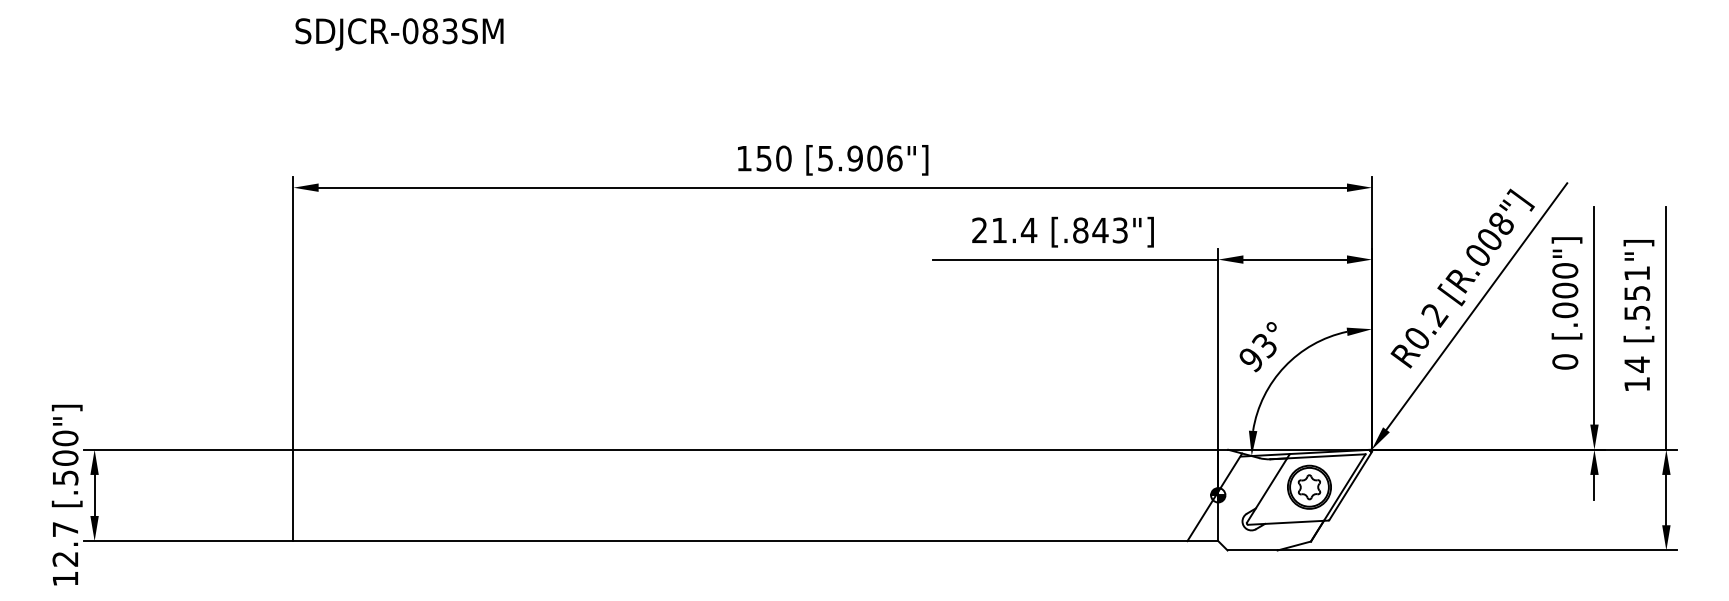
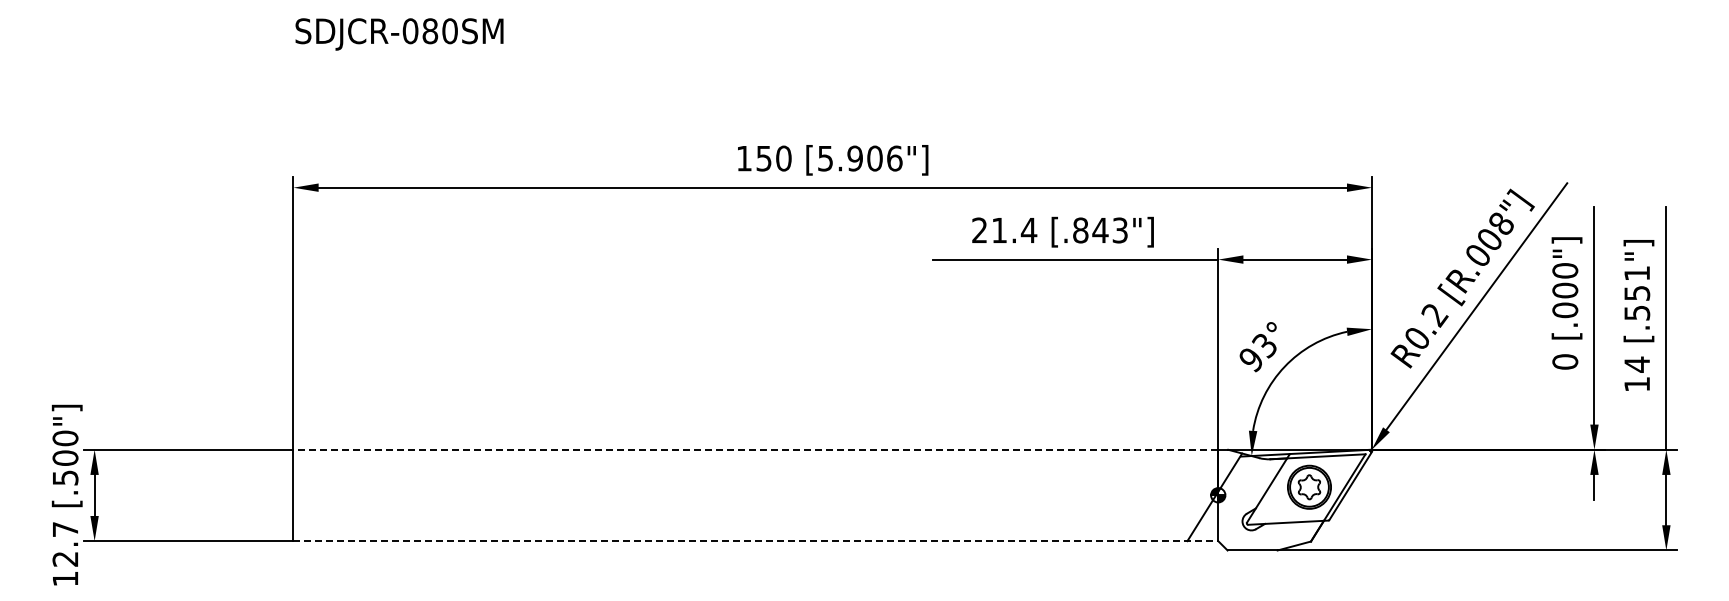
text: SDJCR-083SM -> SDJCR-080SM (449, 31)
line: solid -> dashed (755, 449)
line: solid -> dashed (756, 541)
